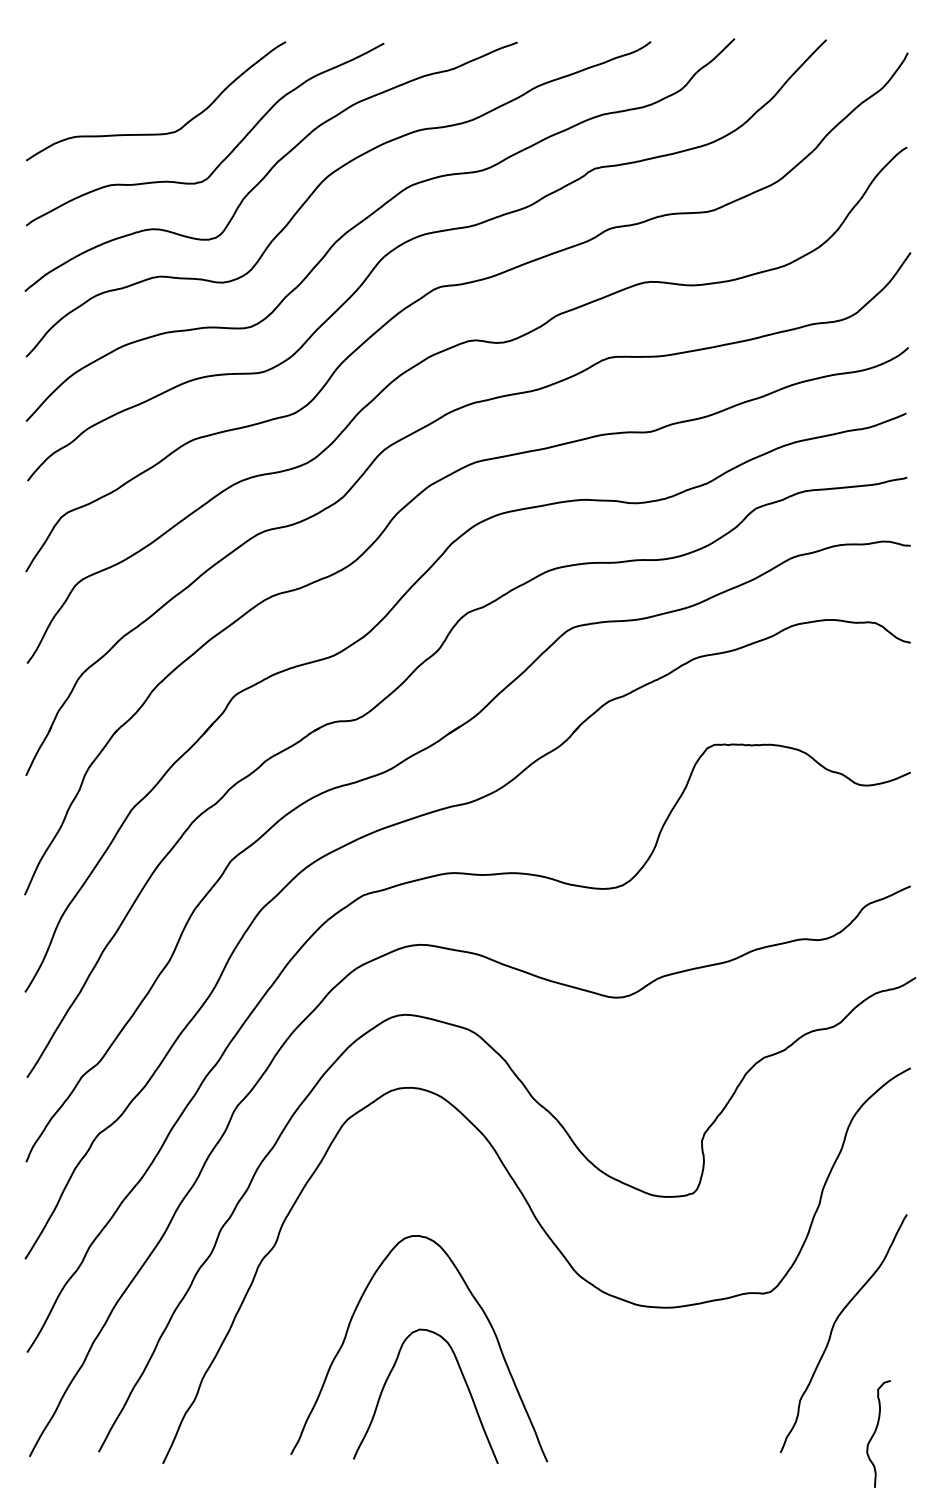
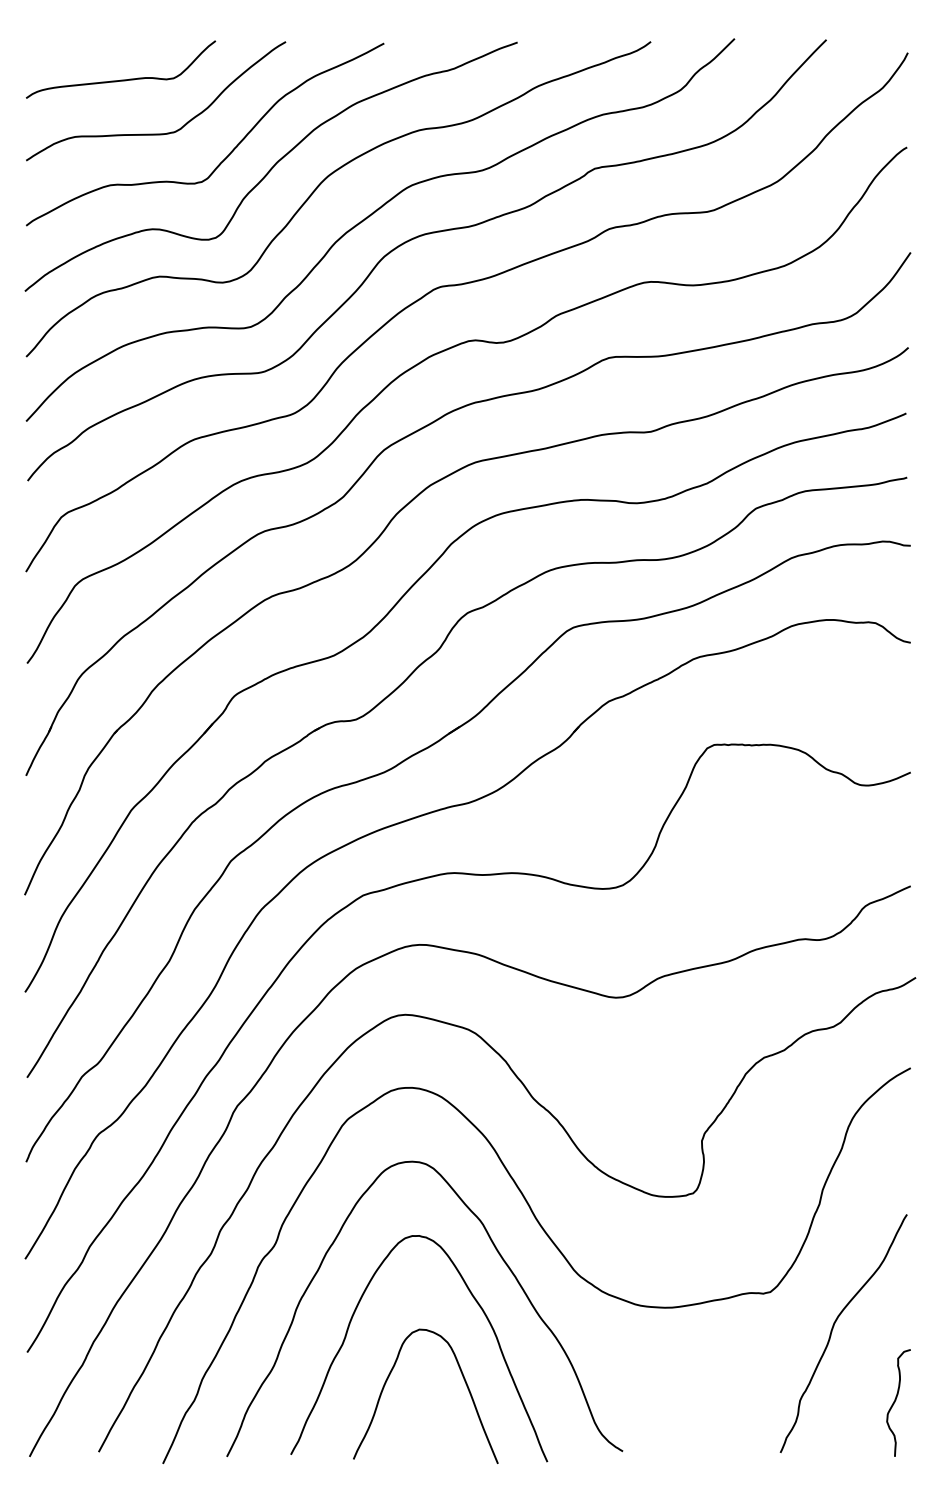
curve: none -> present (121, 79)
curve: none -> present (500, 1257)
curve position: (876, 1431) -> (896, 1400) (896, 1400)
